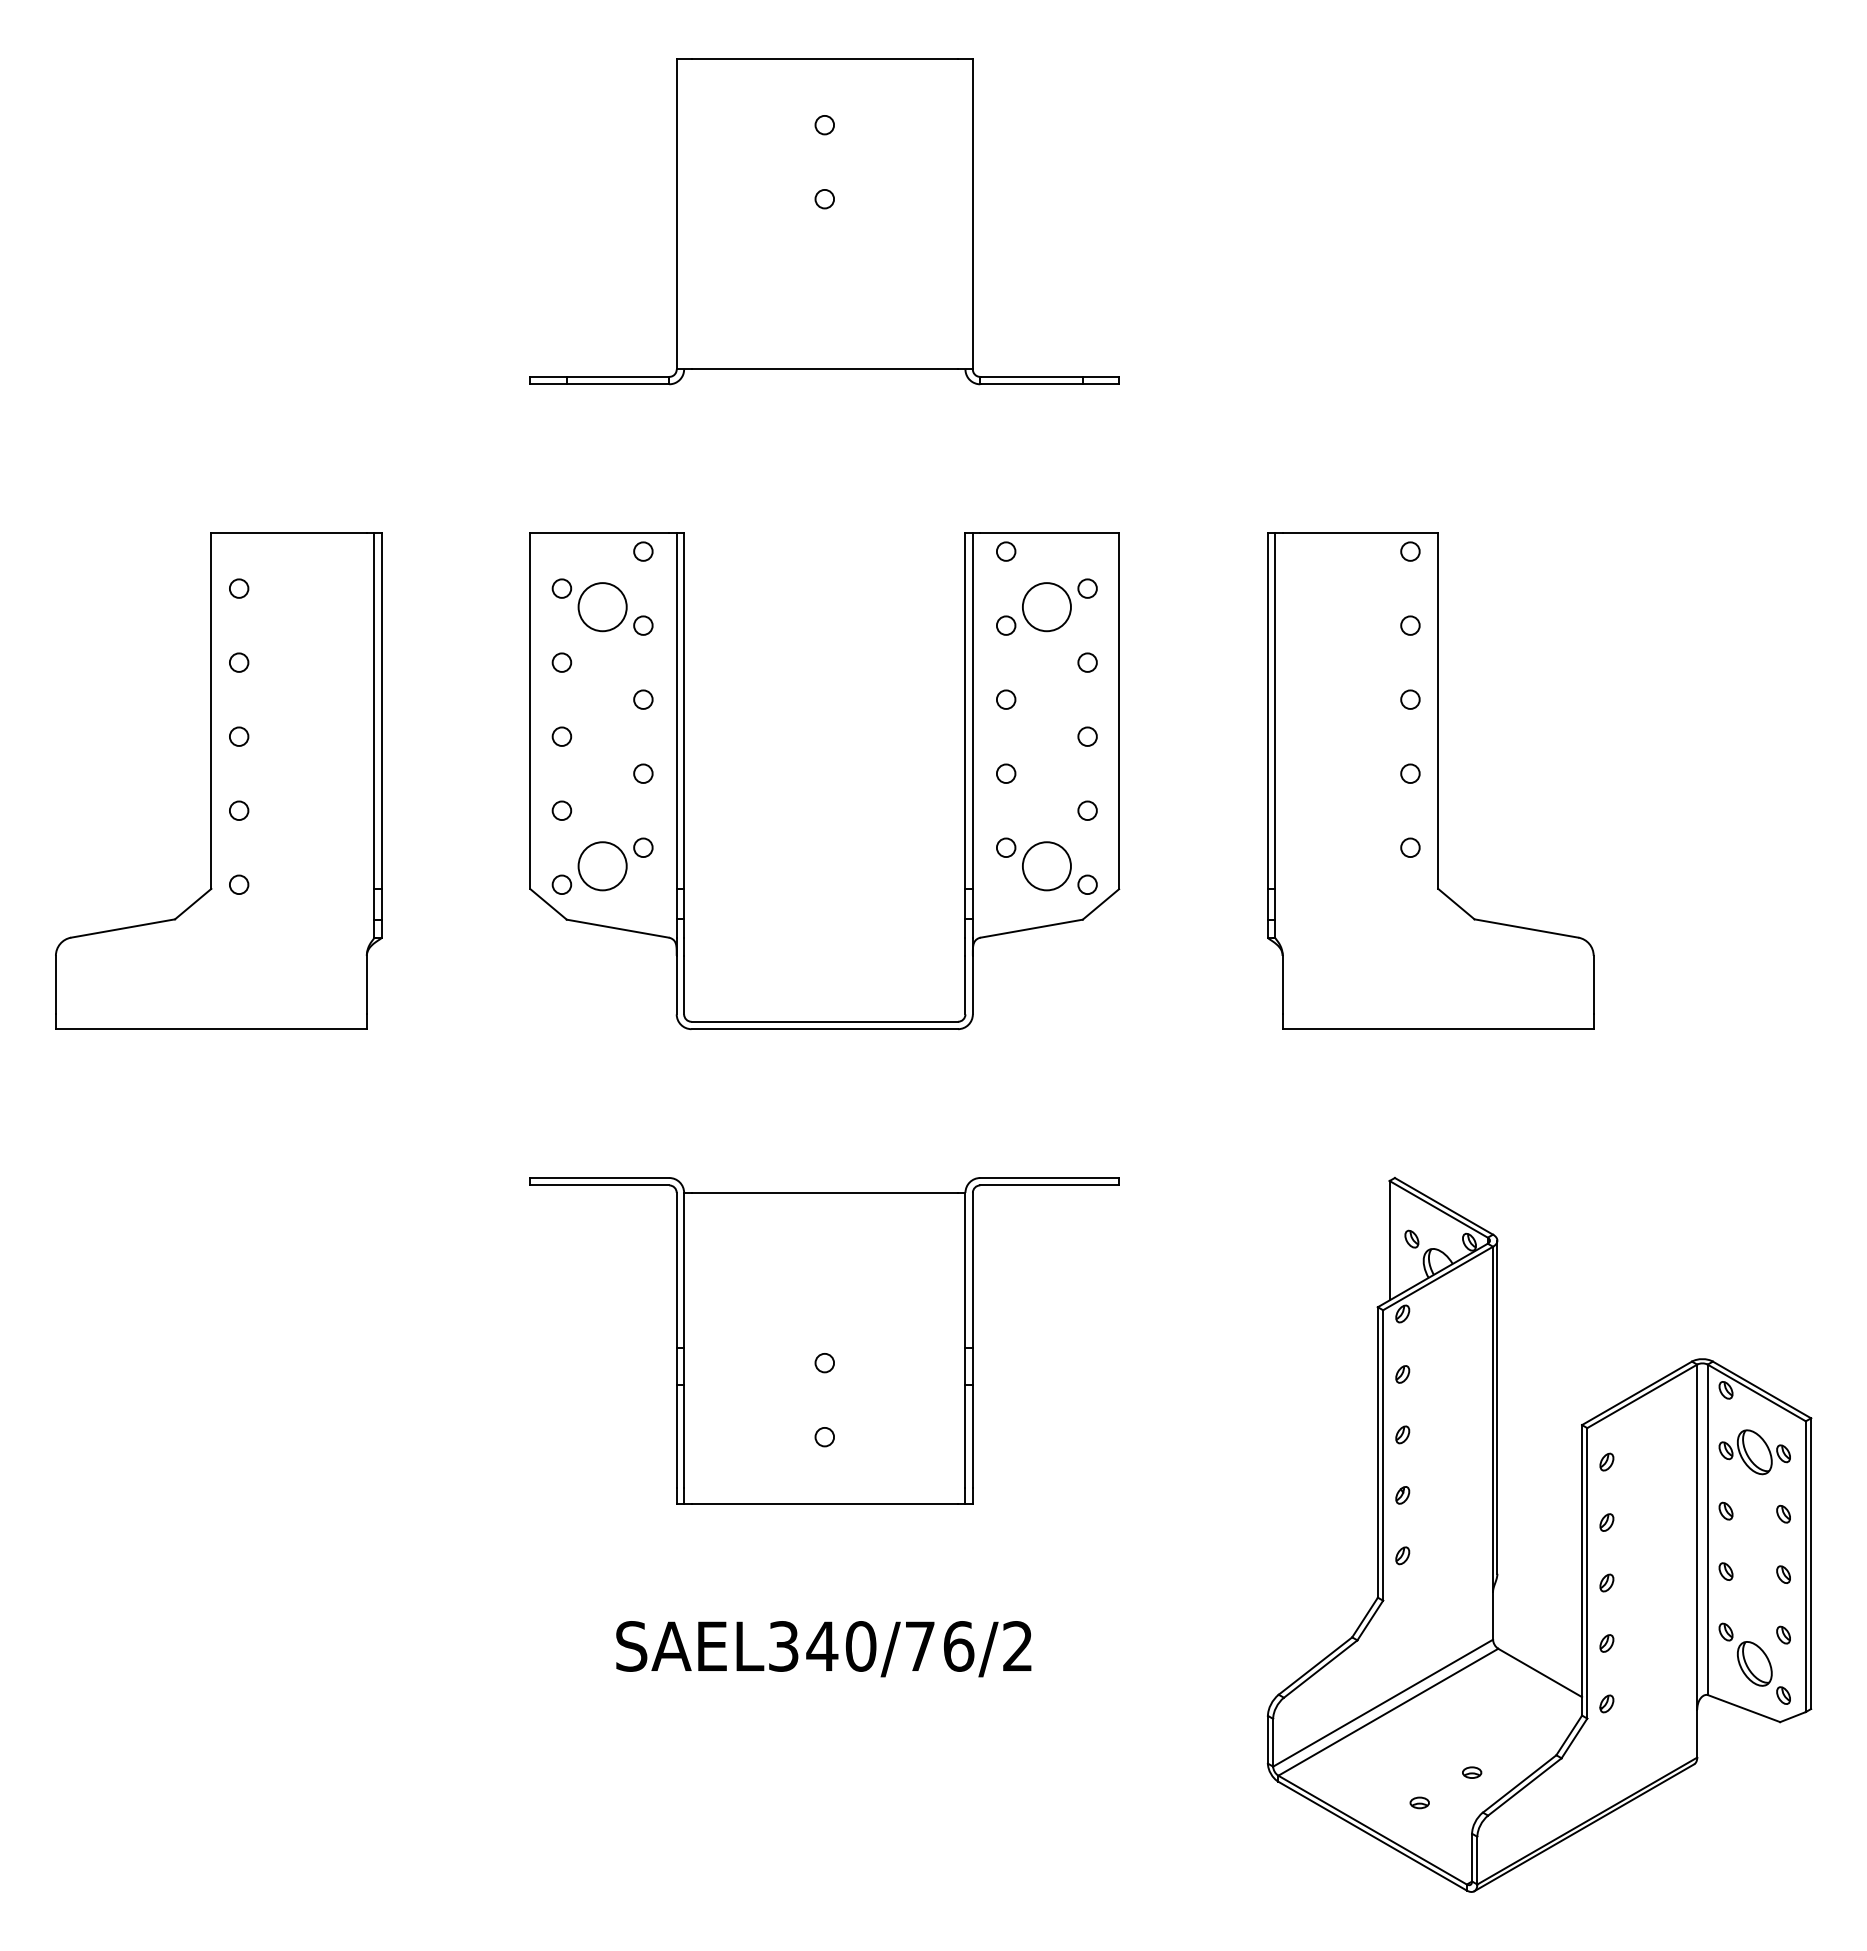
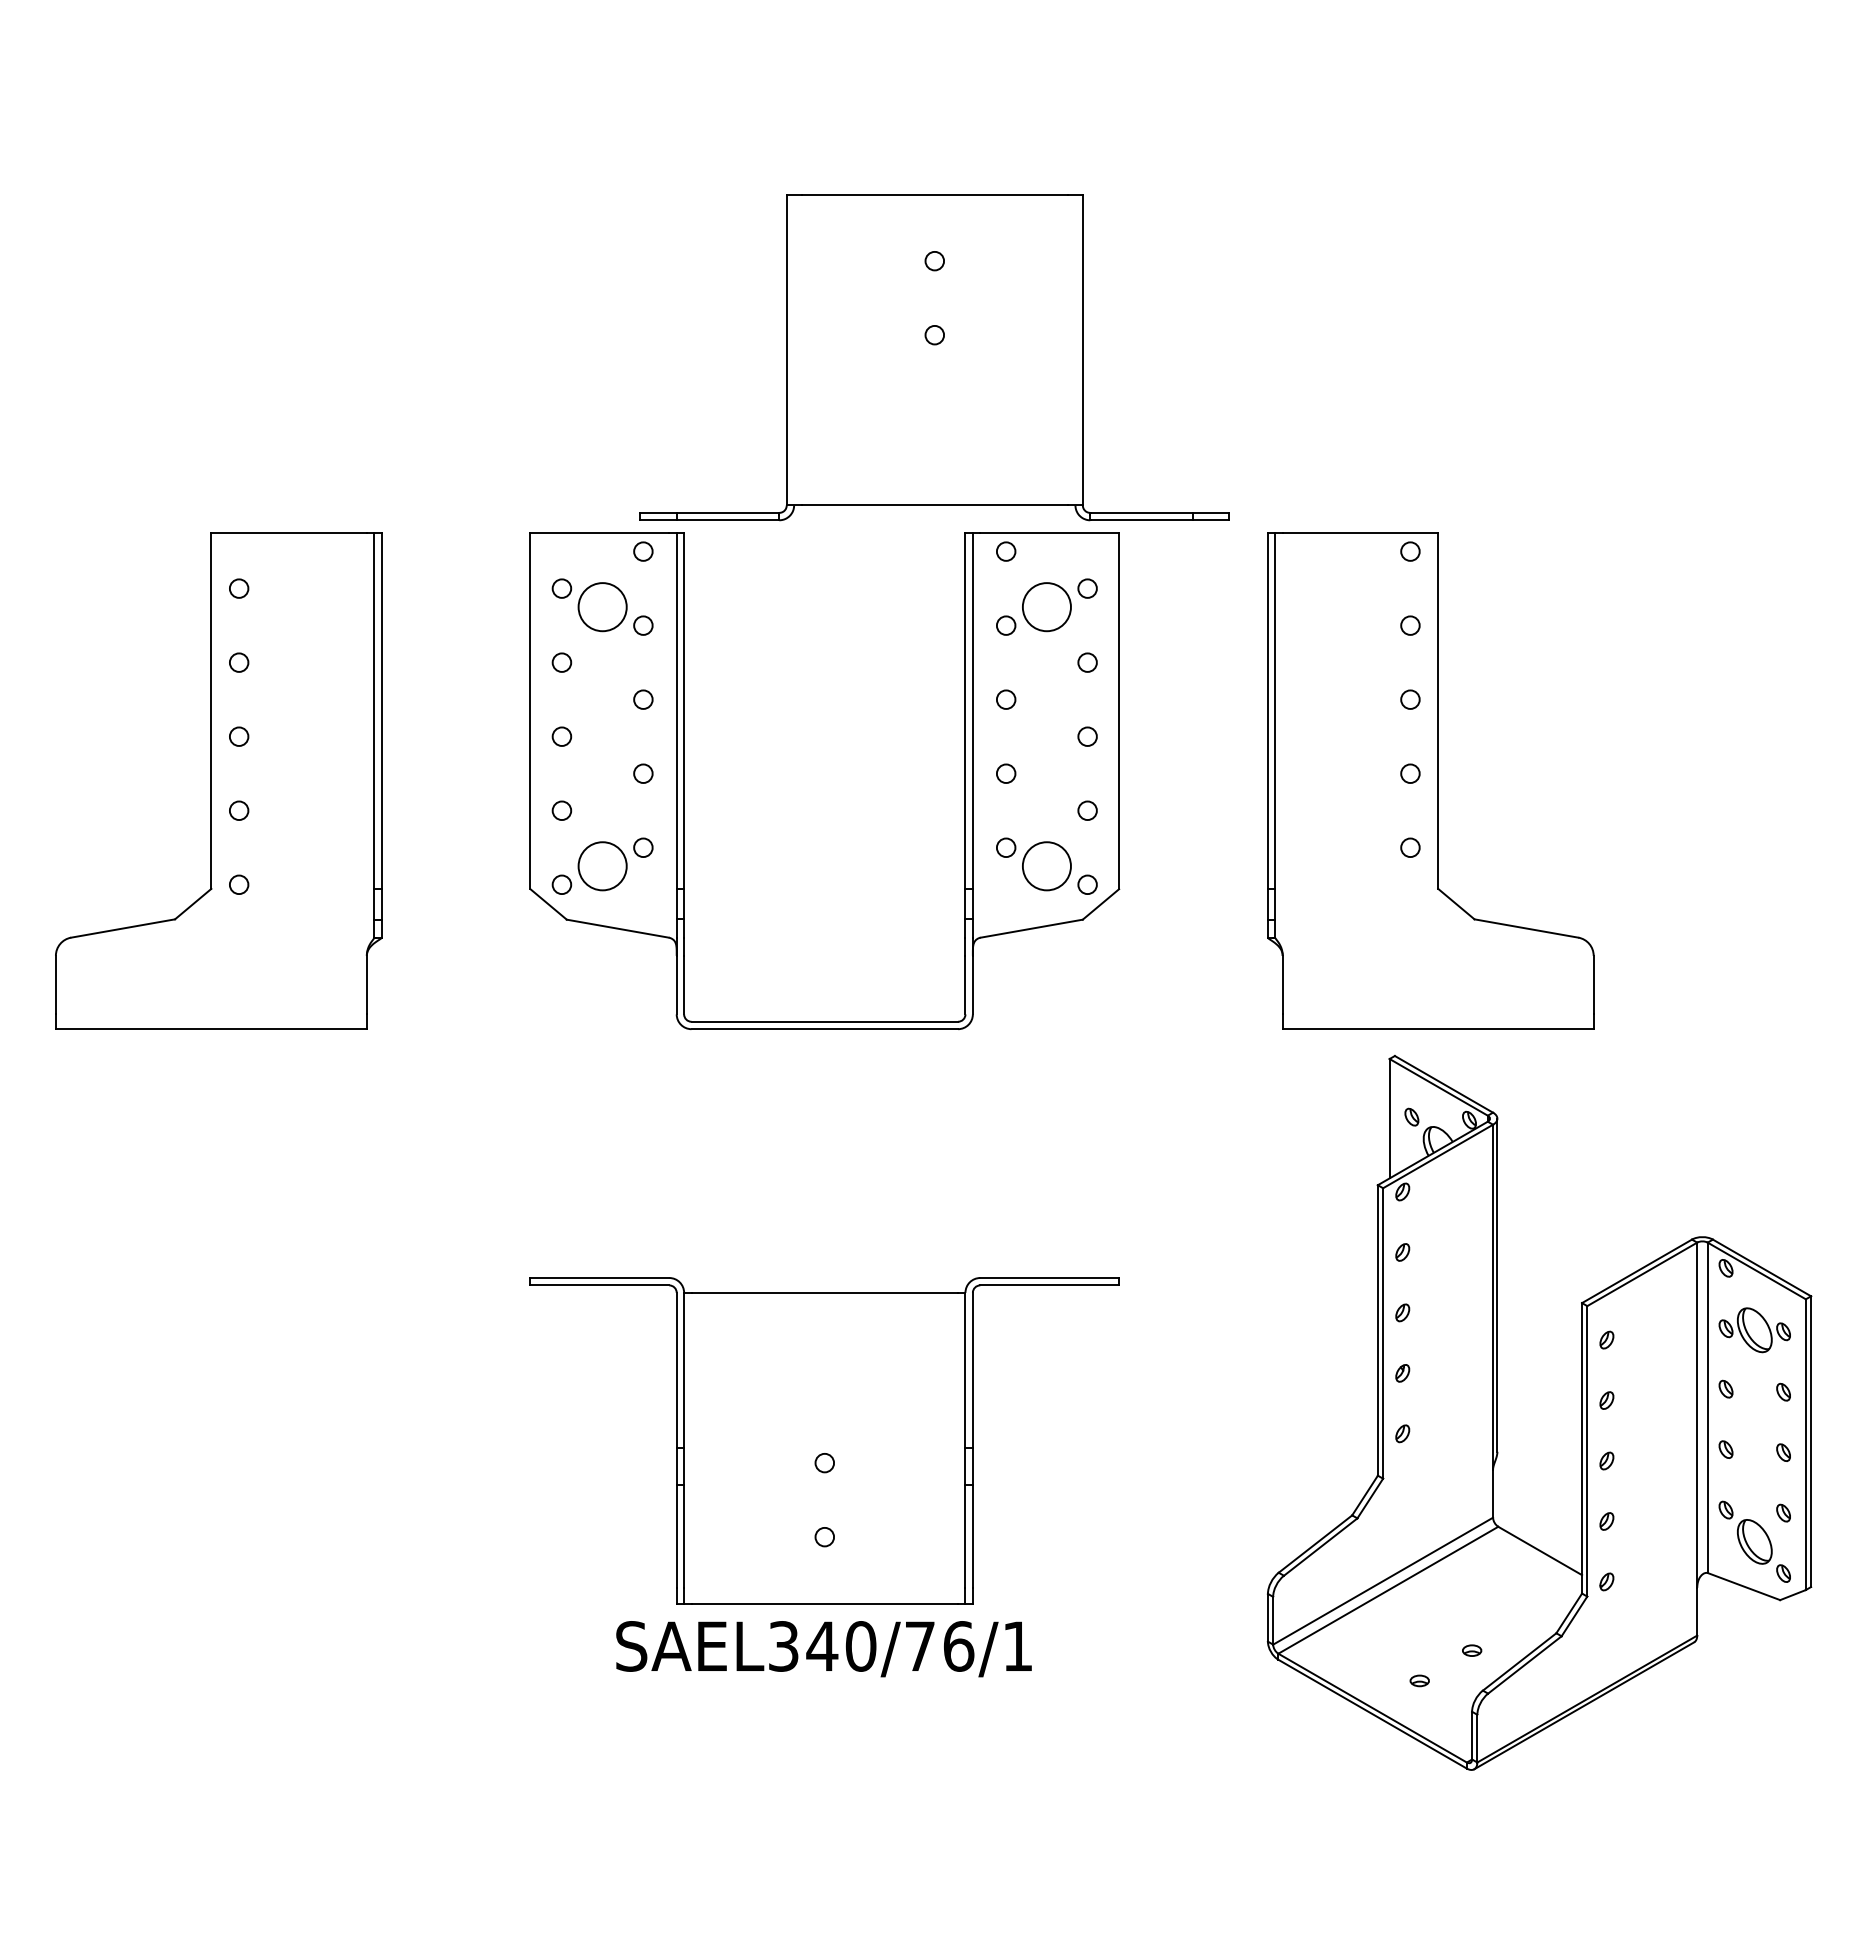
part position: (824, 221) -> (934, 357) (934, 357)
part position: (824, 1340) -> (824, 1440) (824, 1440)
part position: (1497, 1534) -> (1497, 1412) (1497, 1412)
text: SAEL340/76/2 -> SAEL340/76/1 (1017, 1645)
